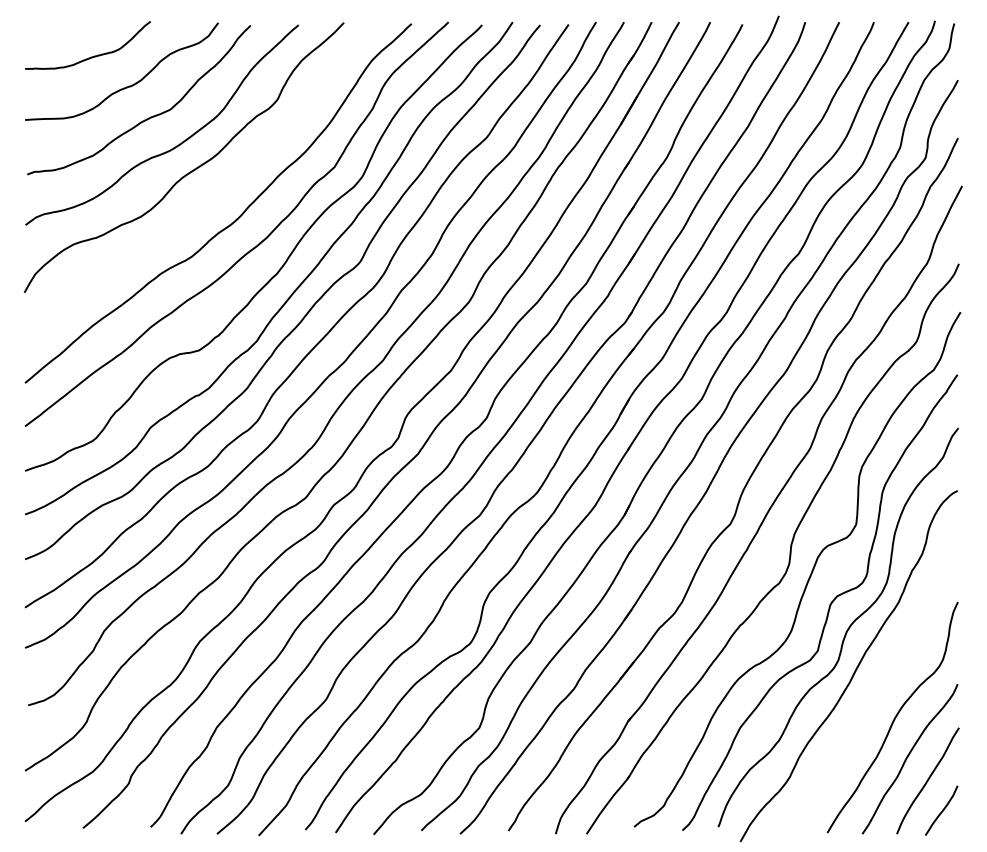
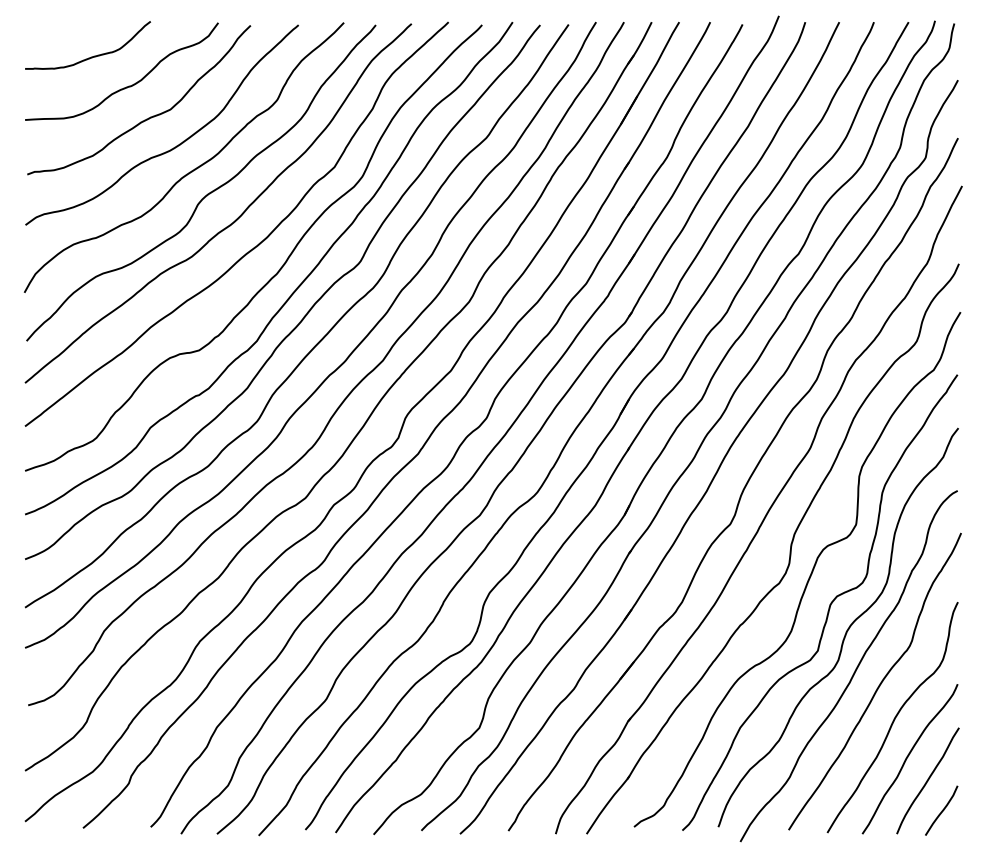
curve: none -> present (207, 193)
curve: none -> present (879, 683)
